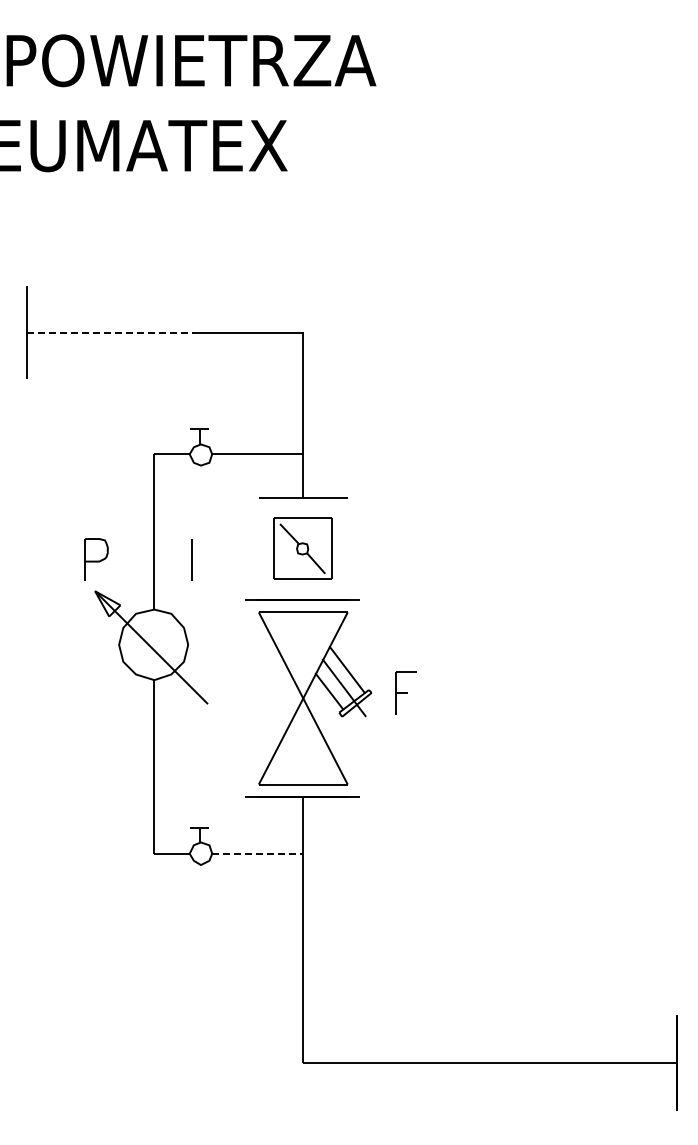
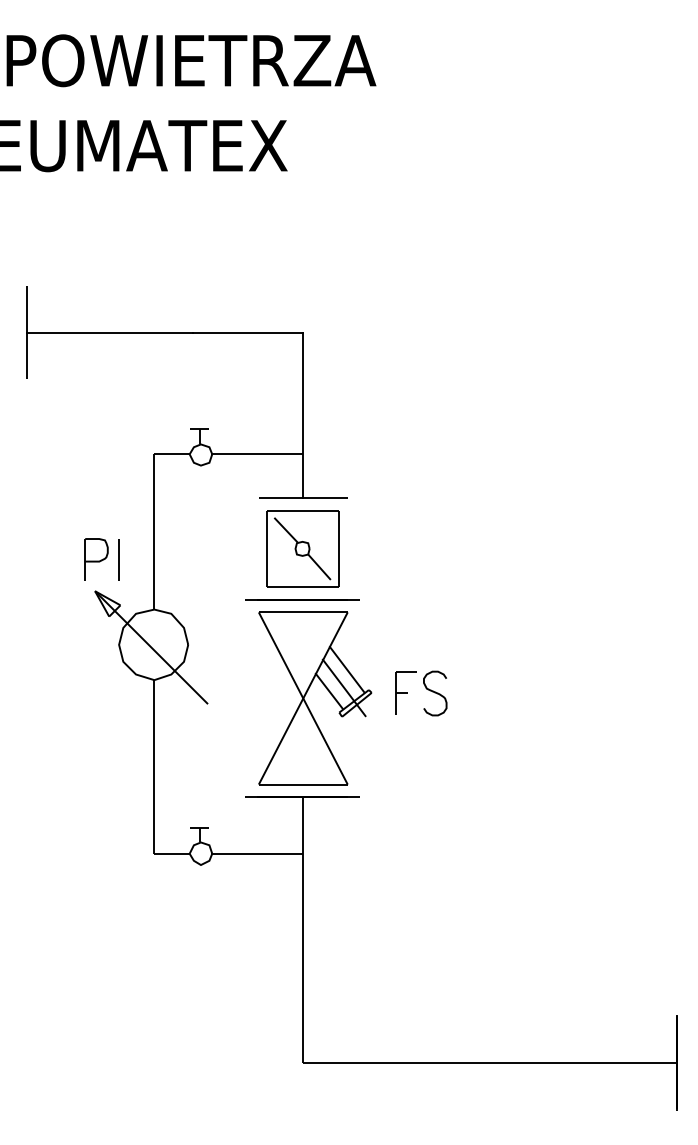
line: dashed -> solid (109, 332)
part size: 60x63 px -> 74x78 px (302, 548)
line position: (191, 559) -> (118, 559) (118, 559)
curve: none -> present (435, 693)
line: dashed -> solid (257, 853)
